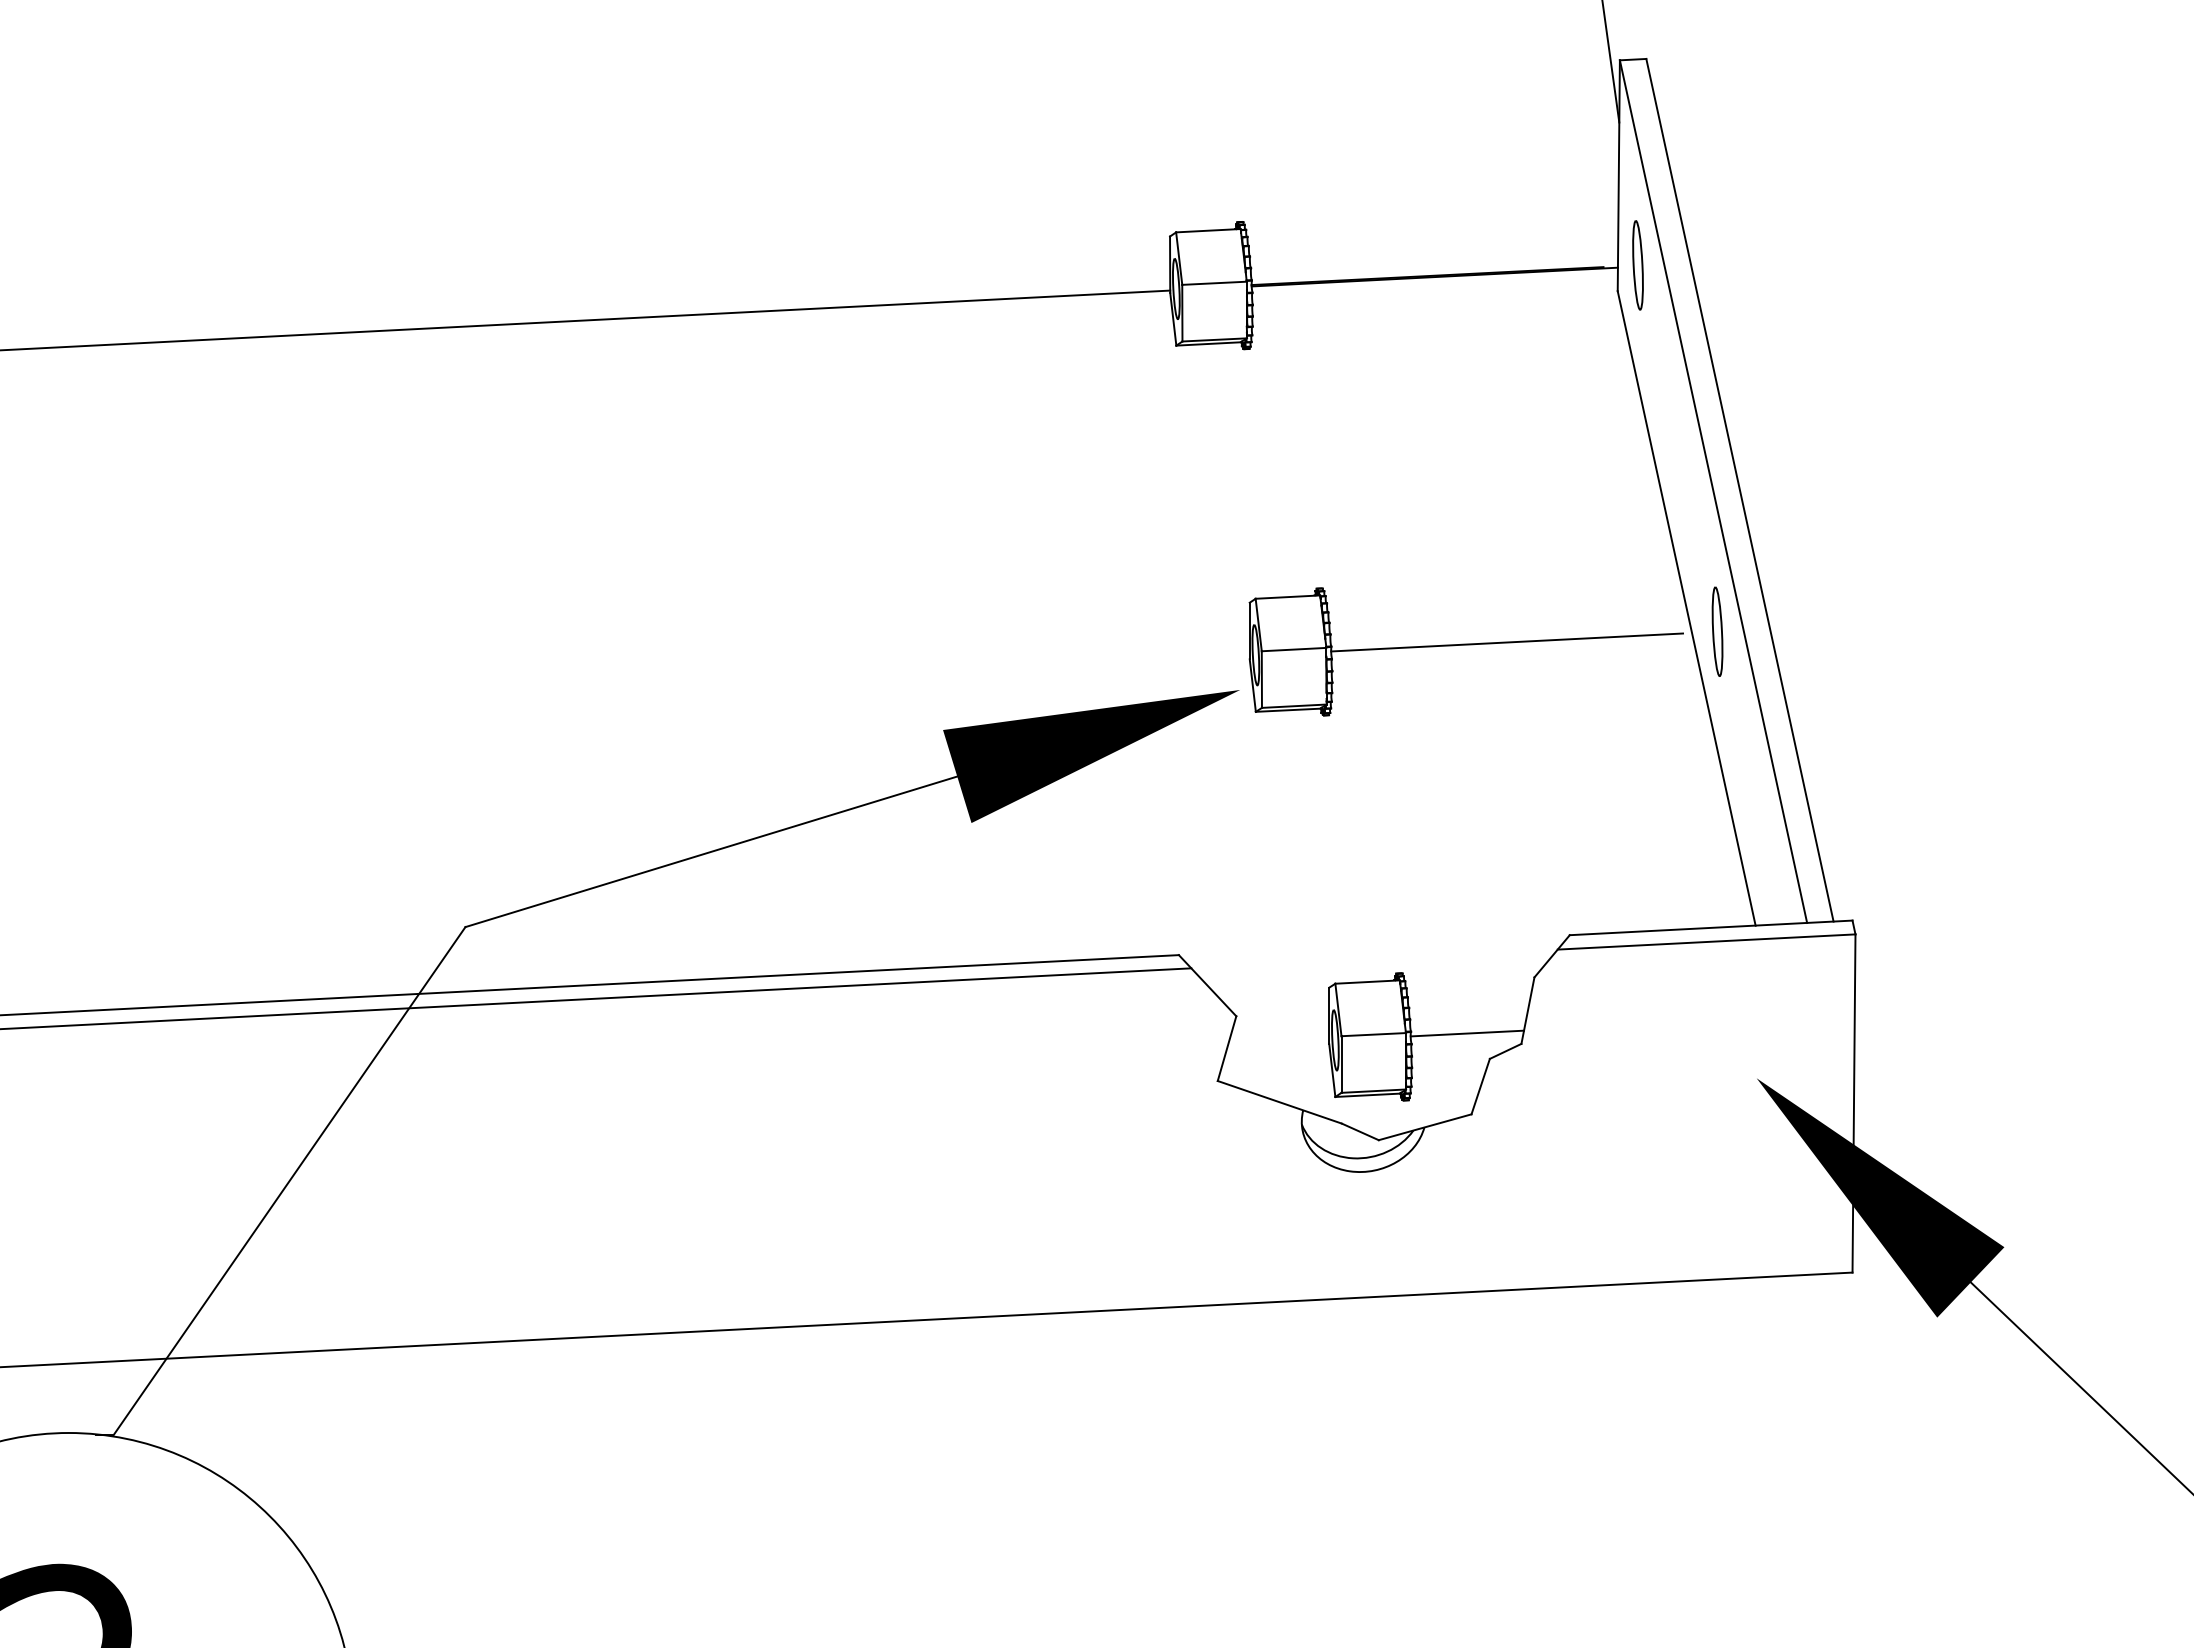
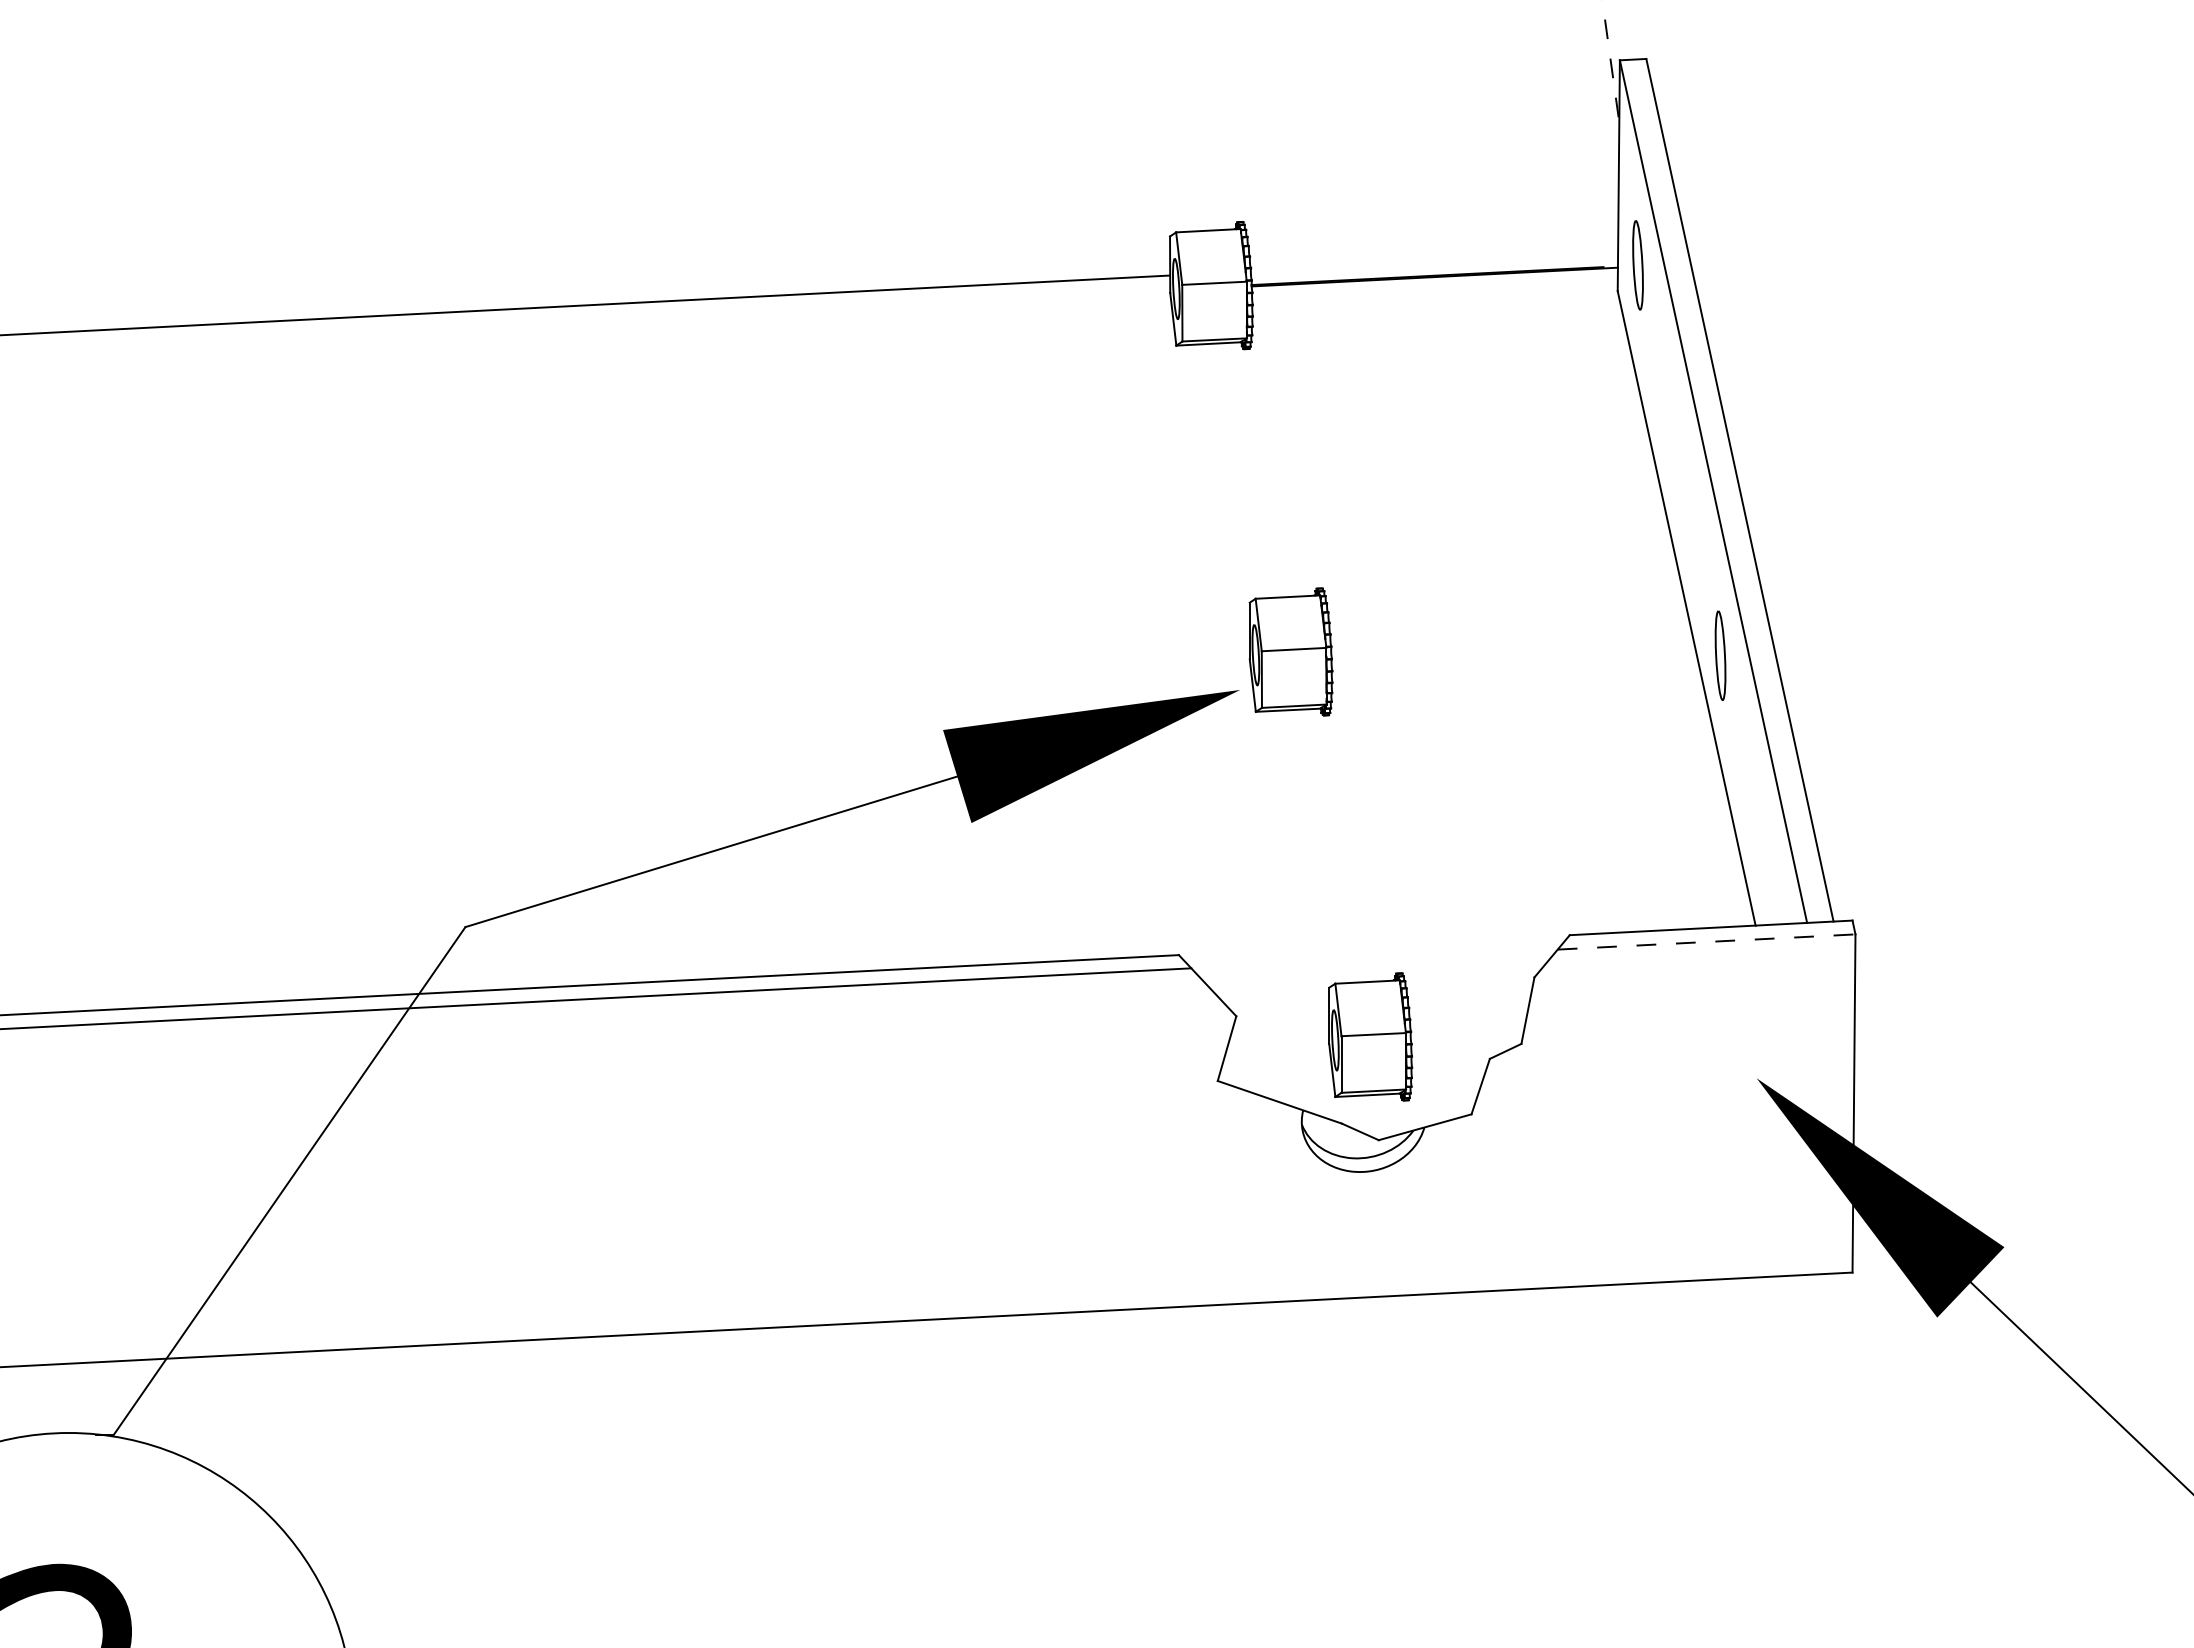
line: solid -> dashed (1610, 61)
line position: (586, 320) -> (585, 305) (585, 305)
part position: (1717, 631) -> (1720, 655) (1720, 655)
line: present -> none (1507, 642)
line: solid -> dashed (1707, 941)
line: present -> none (1467, 1033)
